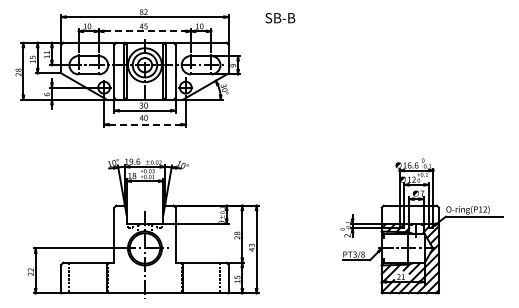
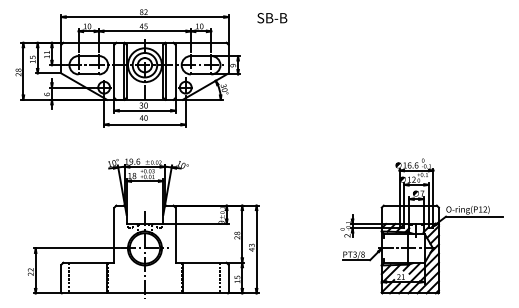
text position: (280, 18) -> (272, 18) (272, 18)
line: dashed -> solid (145, 31)
line: dashed -> solid (145, 124)
